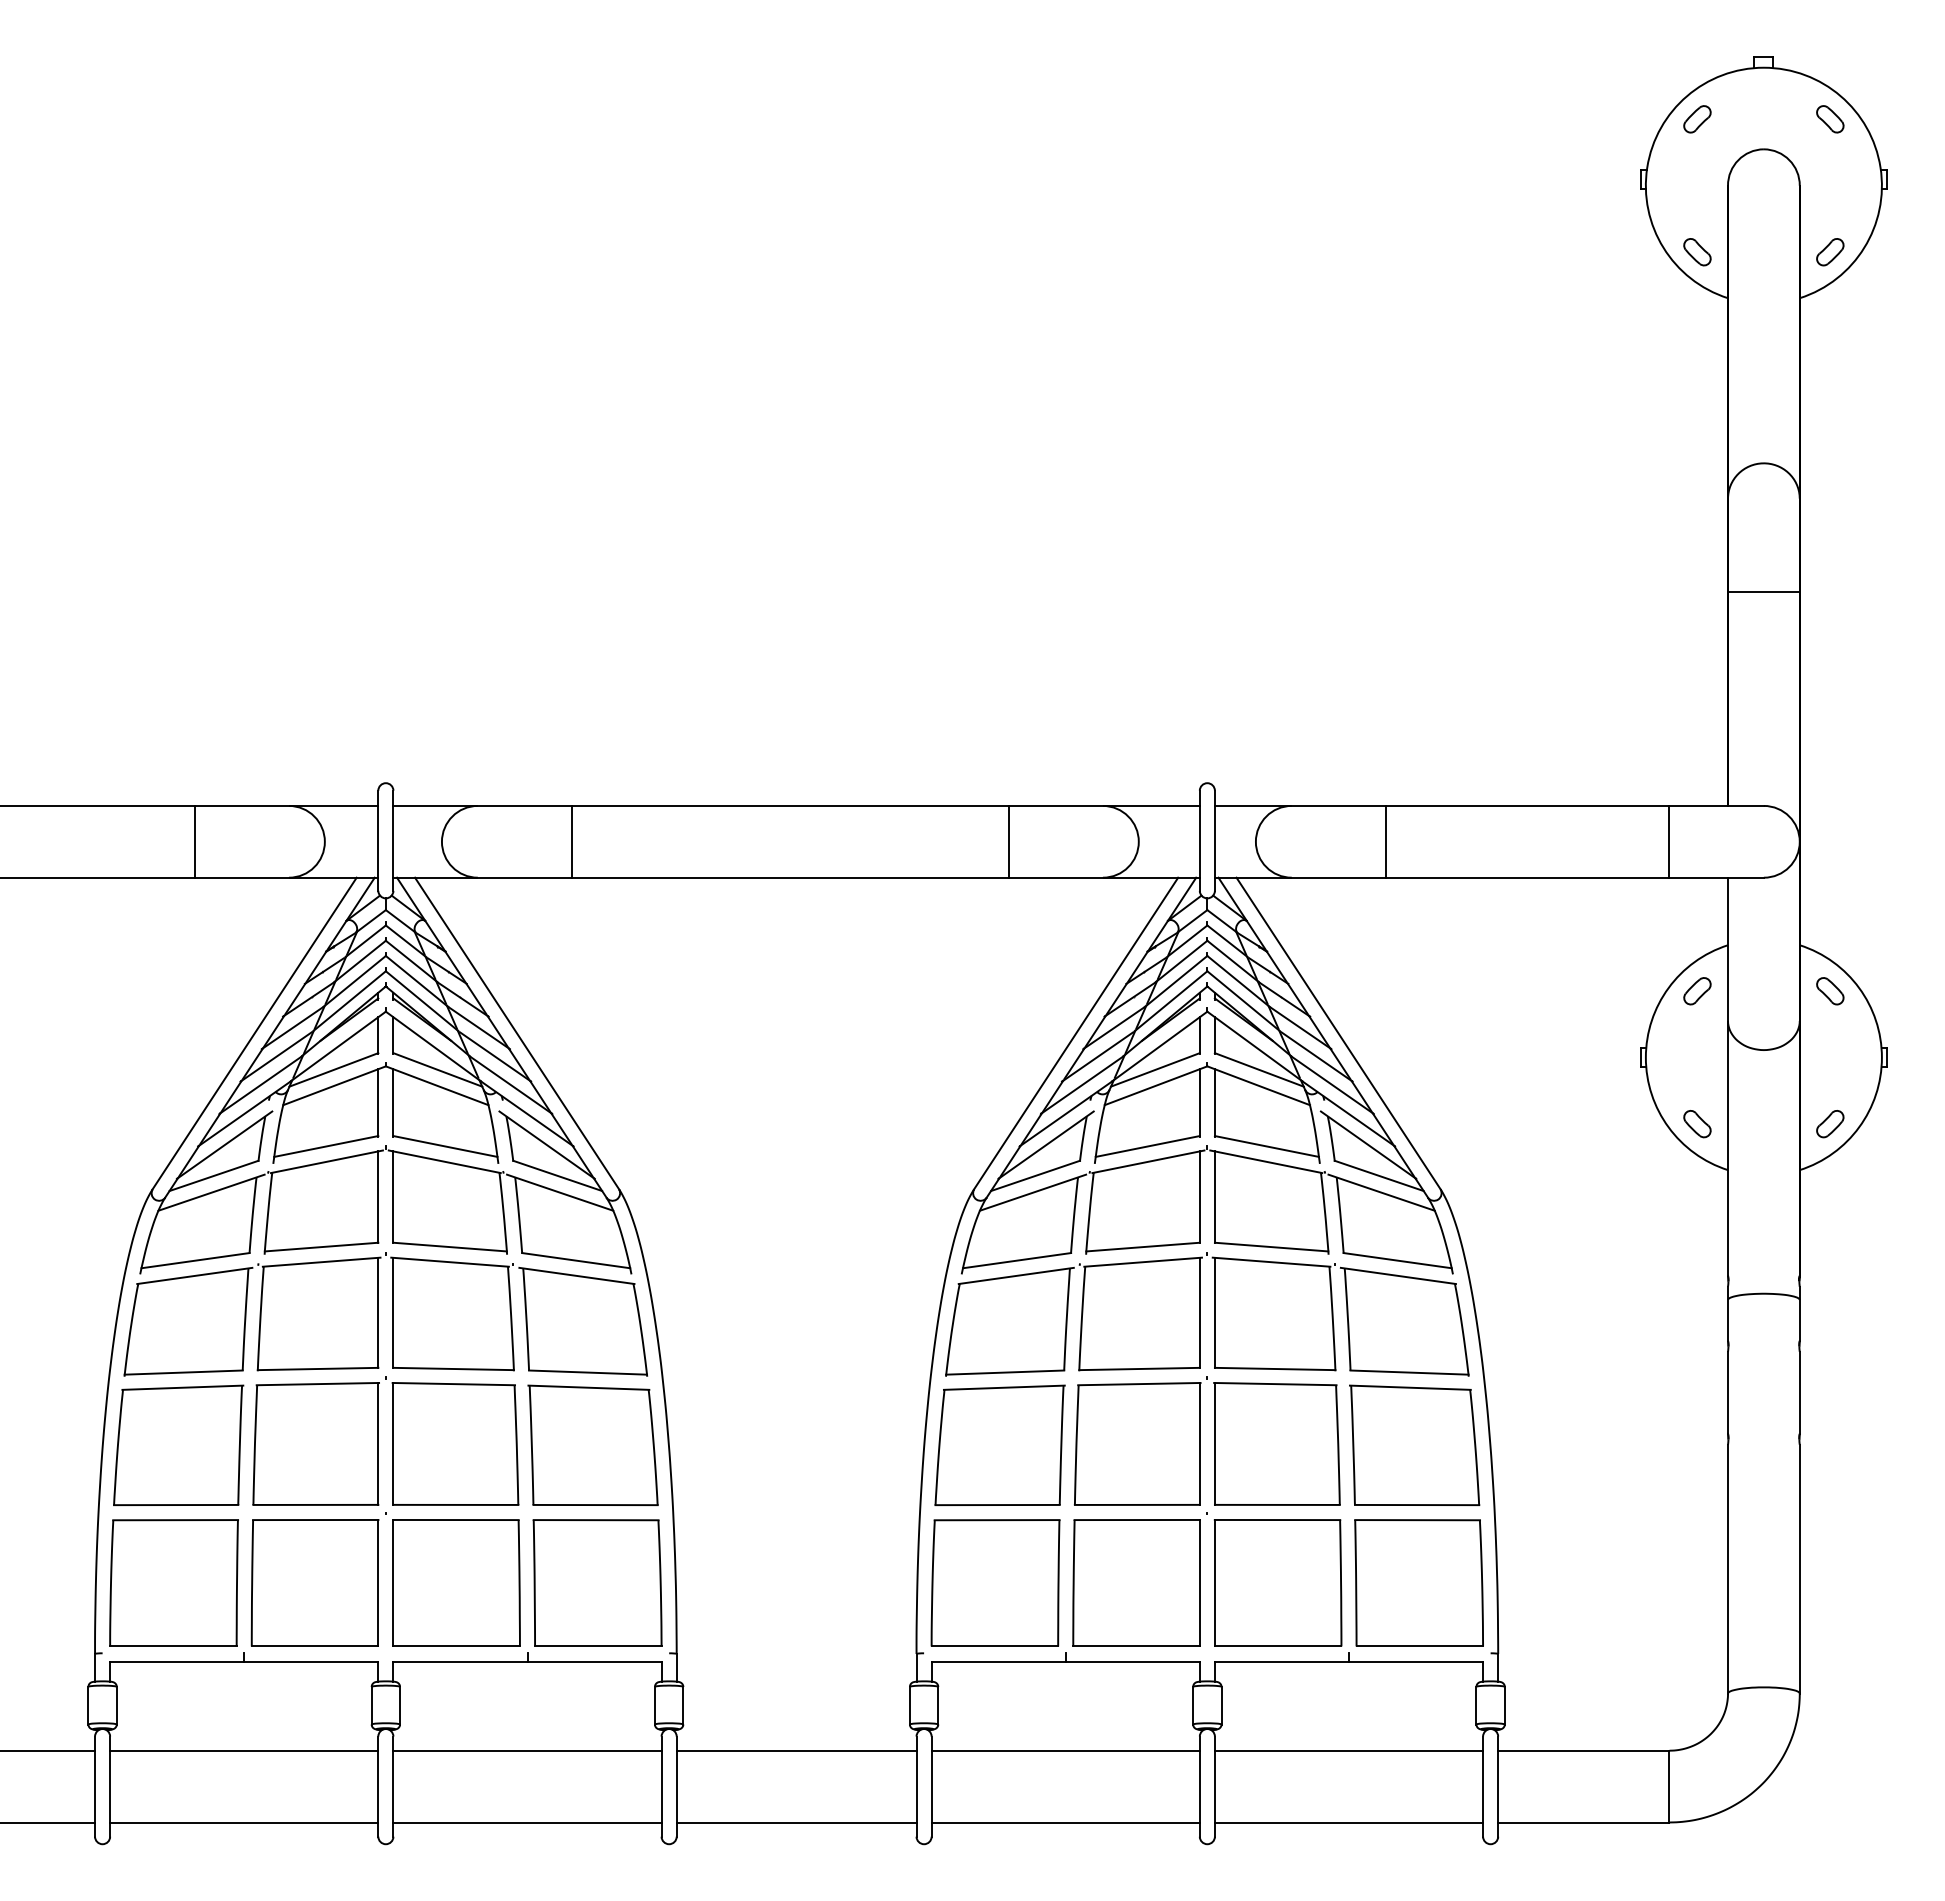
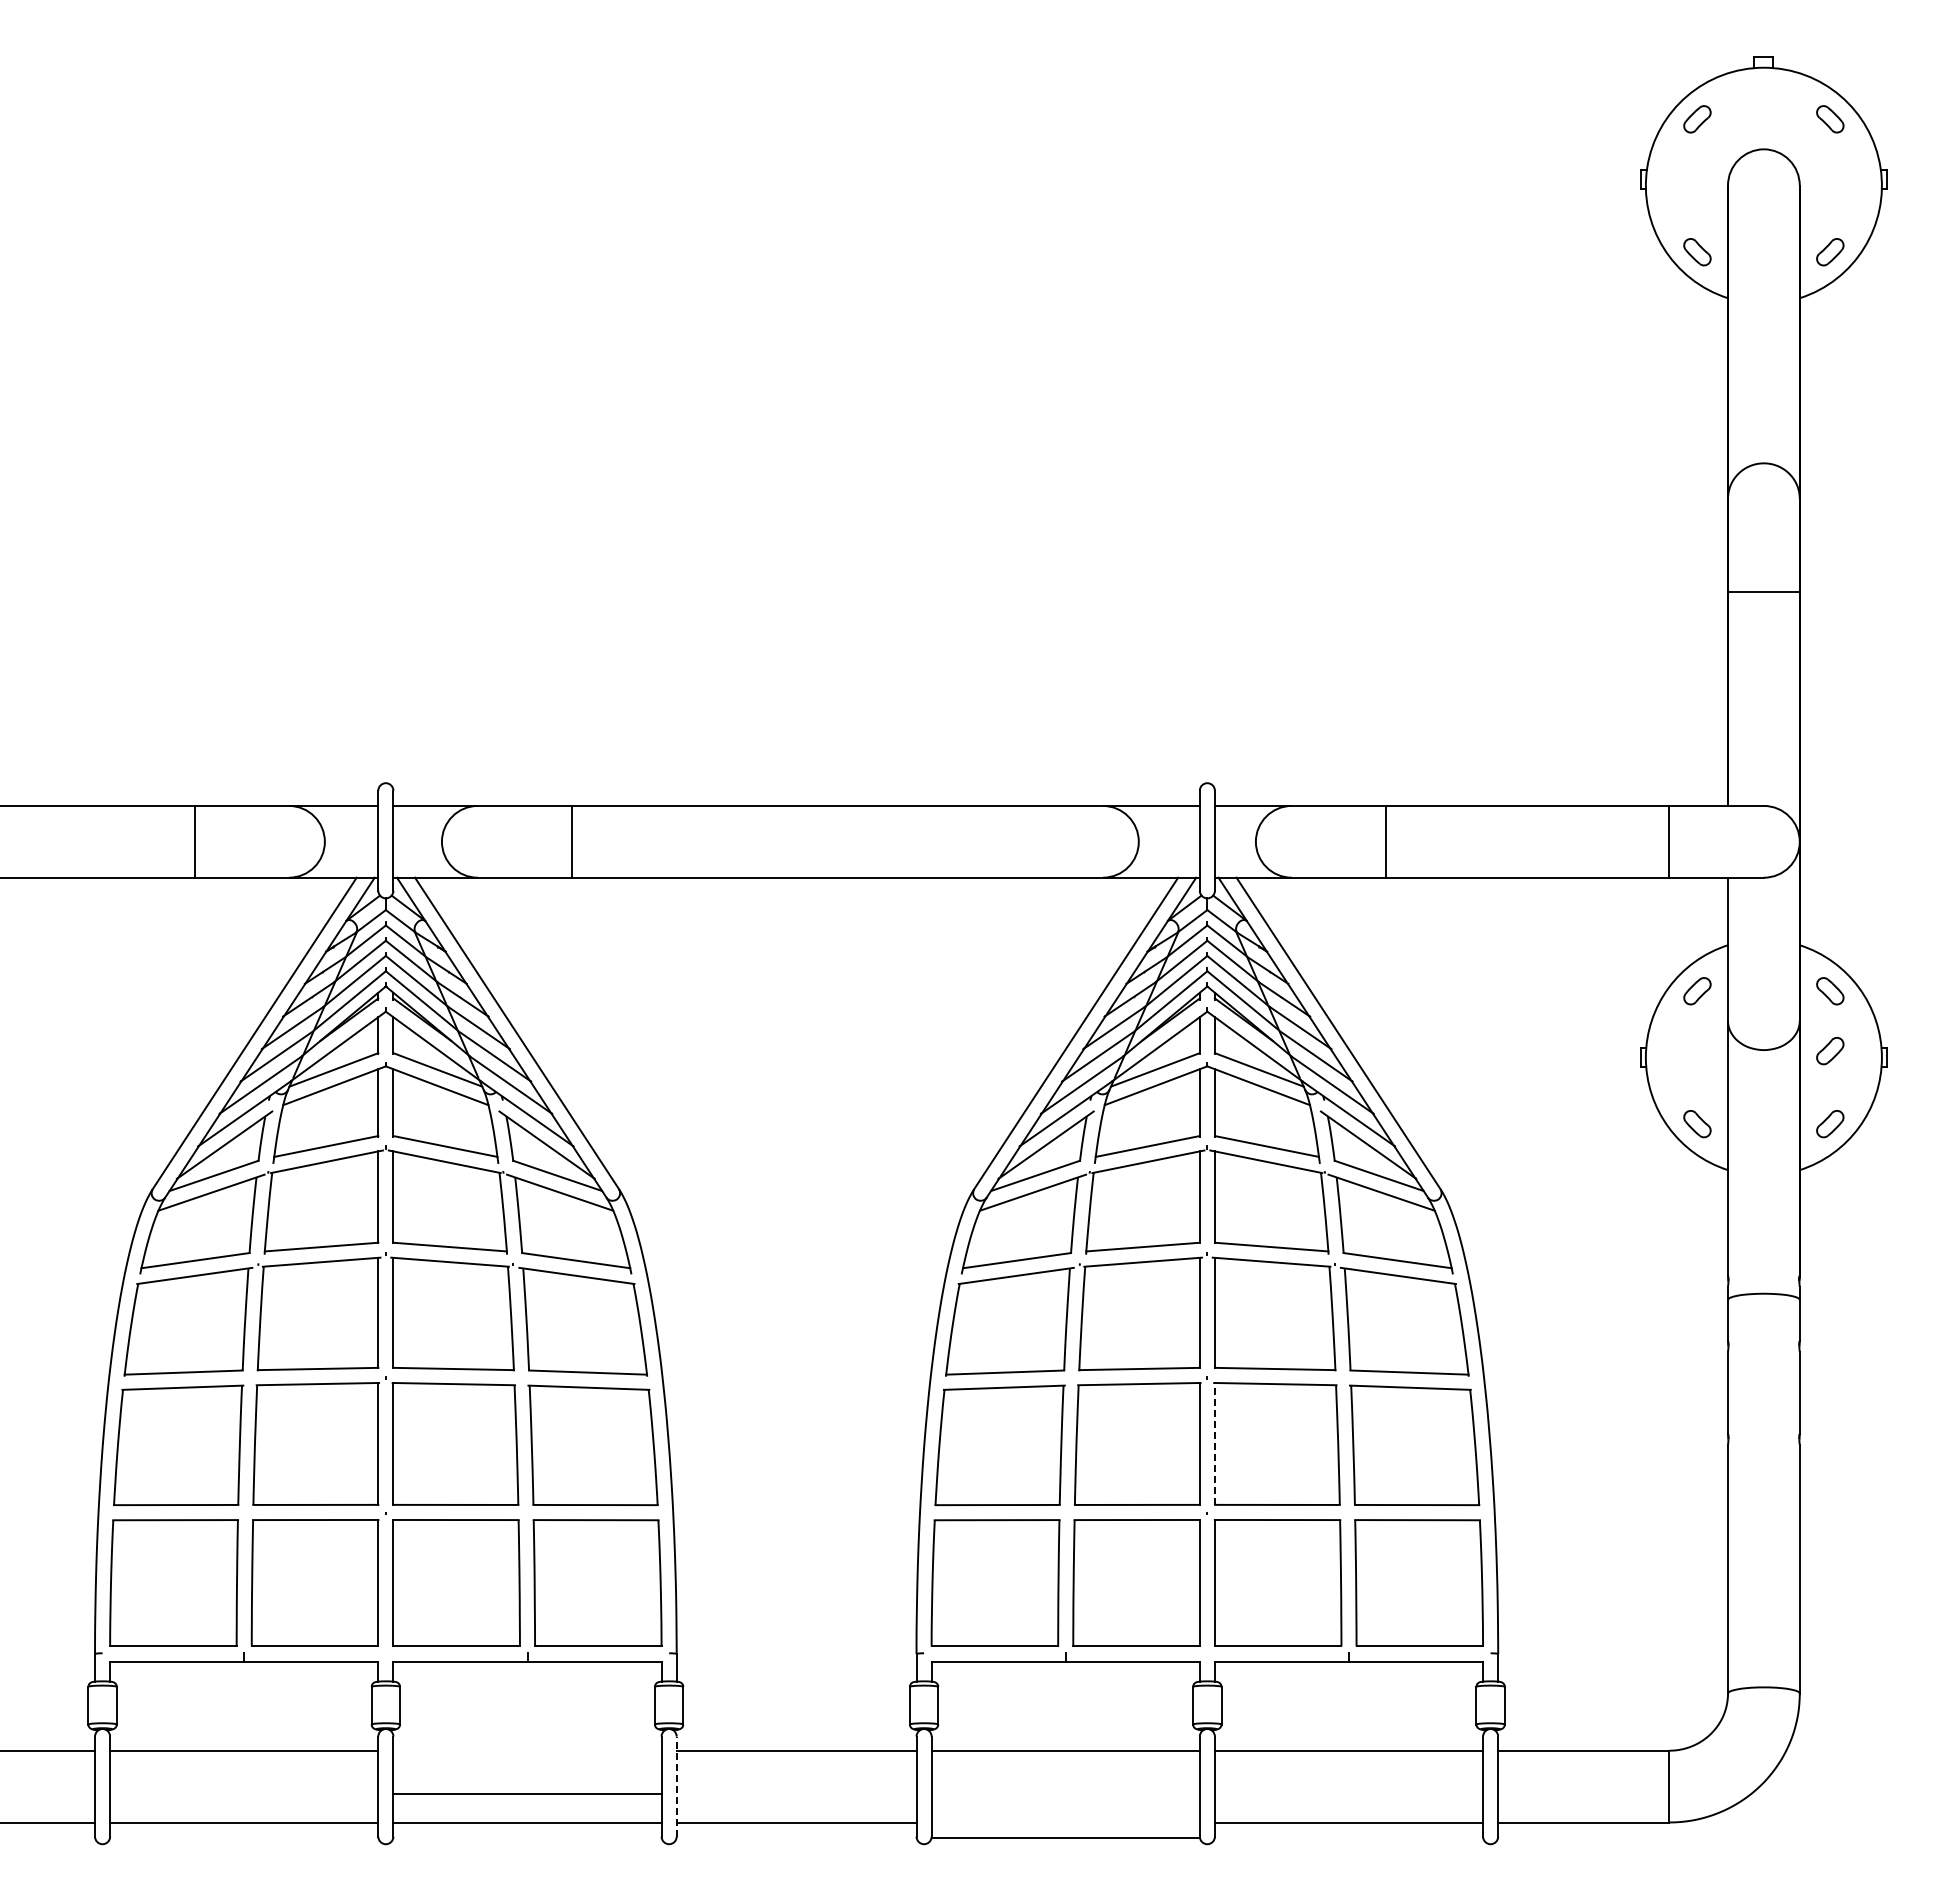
line: present -> none (1008, 841)
part: none -> present (1830, 1051)
line: solid -> dashed (1214, 1443)
line position: (527, 1750) -> (527, 1793) (527, 1793)
line: solid -> dashed (676, 1786)
line position: (1065, 1822) -> (1065, 1837) (1065, 1837)
